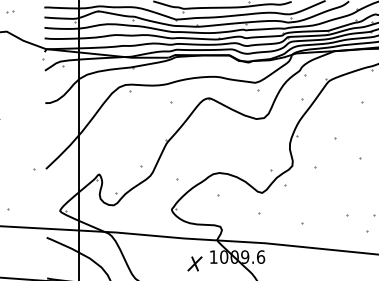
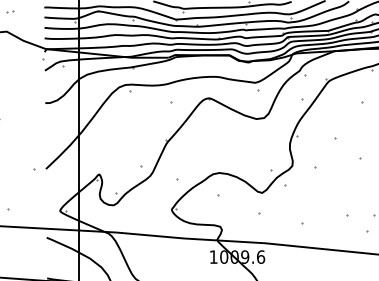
part: present -> none (194, 263)
